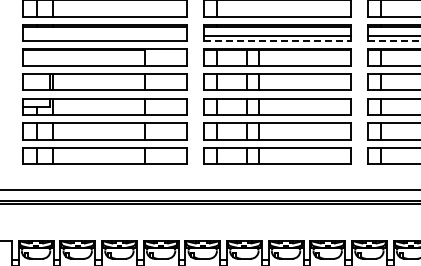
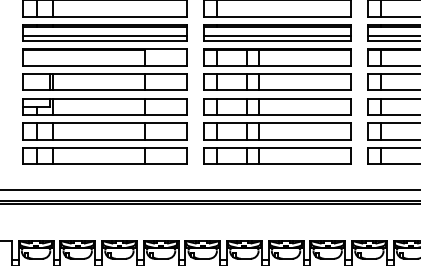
line: none -> present (105, 36)
line: dashed -> solid (277, 41)
line: dashed -> solid (394, 41)
